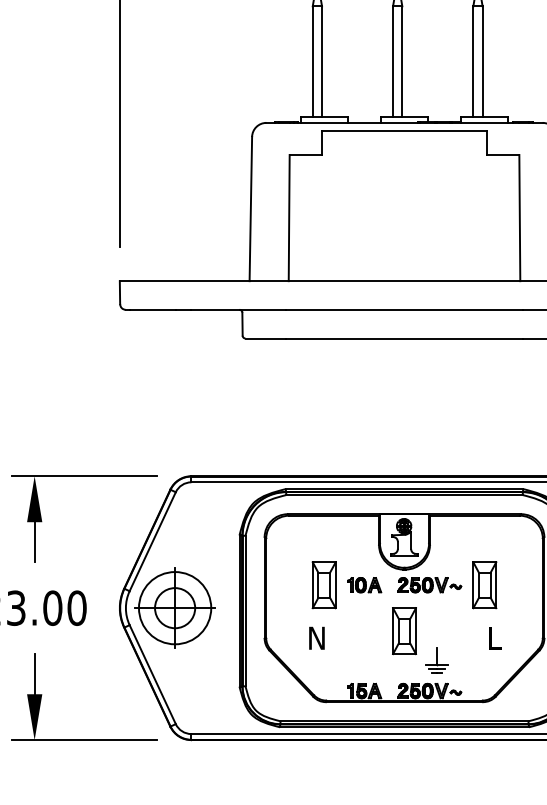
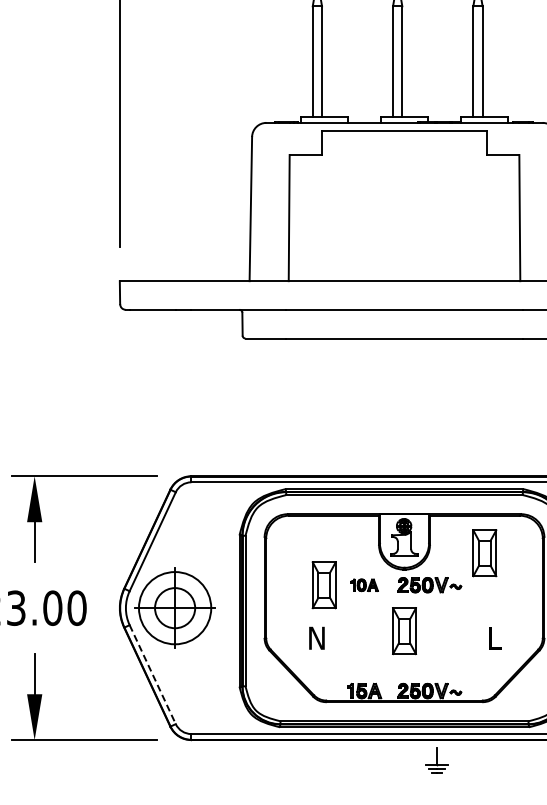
part size: 36x17 px -> 29x15 px (364, 585)
part position: (484, 585) -> (484, 553) (484, 553)
part position: (436, 660) -> (436, 760) (436, 760)
line: solid -> dashed (152, 674)
